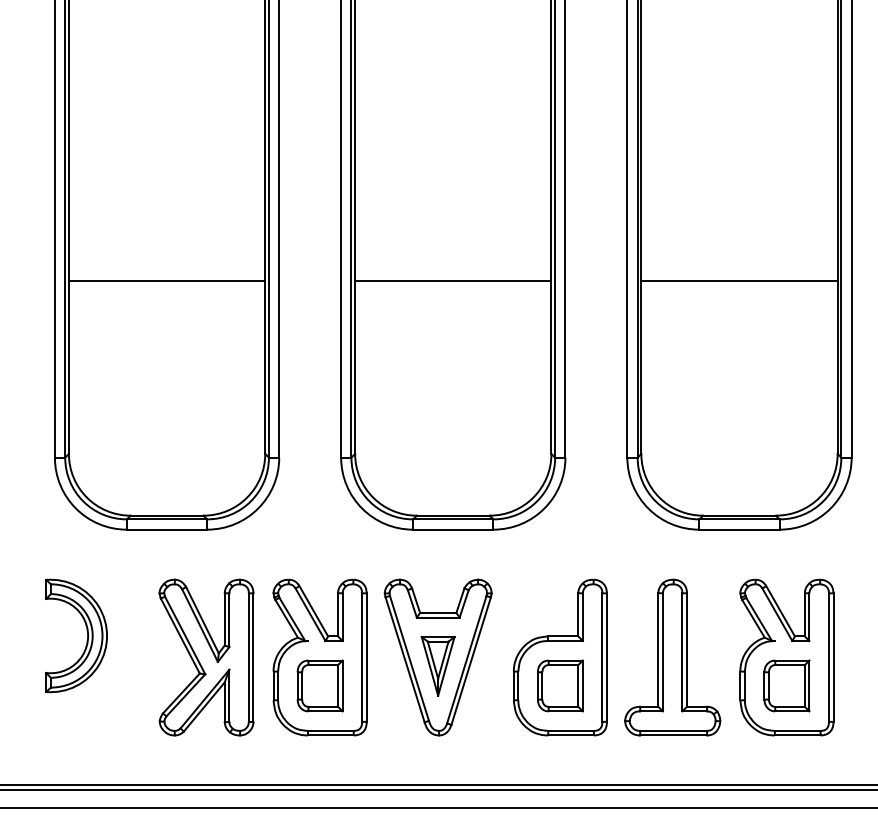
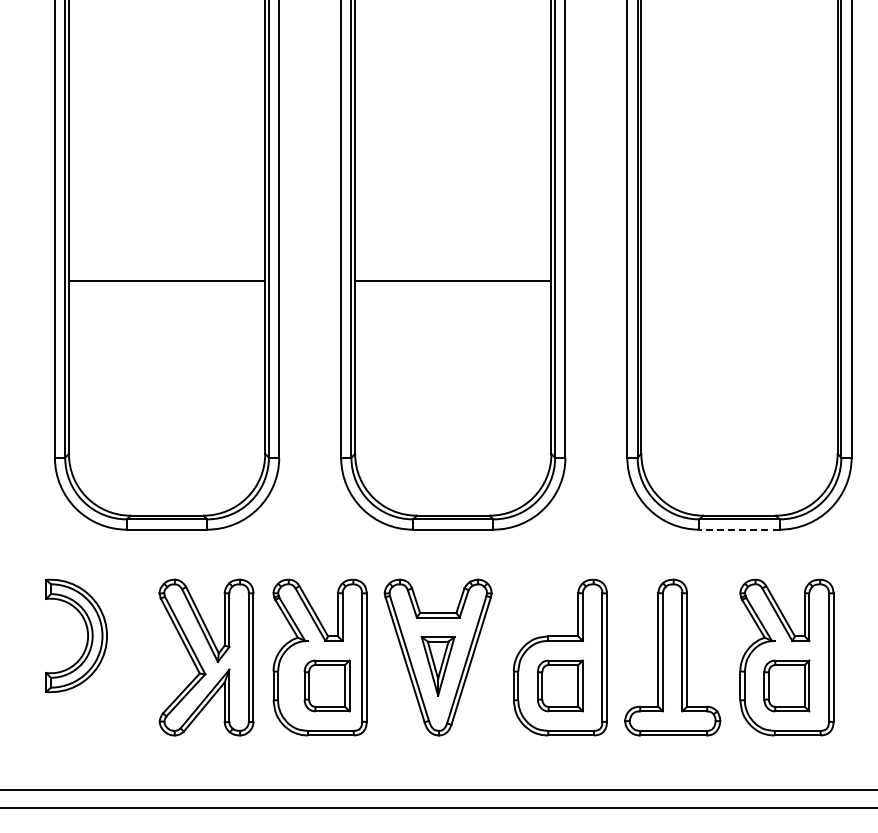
line: present -> none (739, 281)
line: solid -> dashed (739, 529)
part position: (319, 685) -> (326, 685) (326, 685)
line: present -> none (438, 784)
